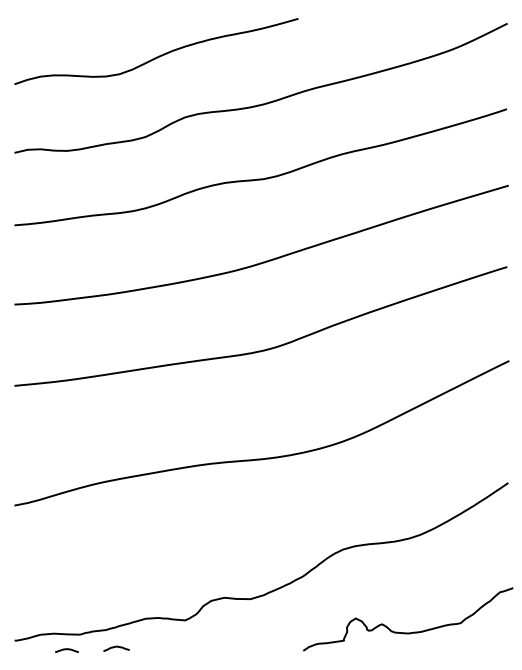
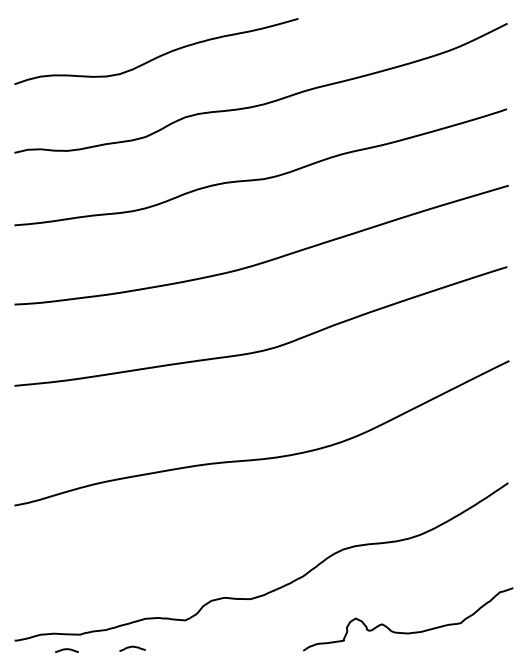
curve position: (116, 647) -> (132, 647) (132, 647)
